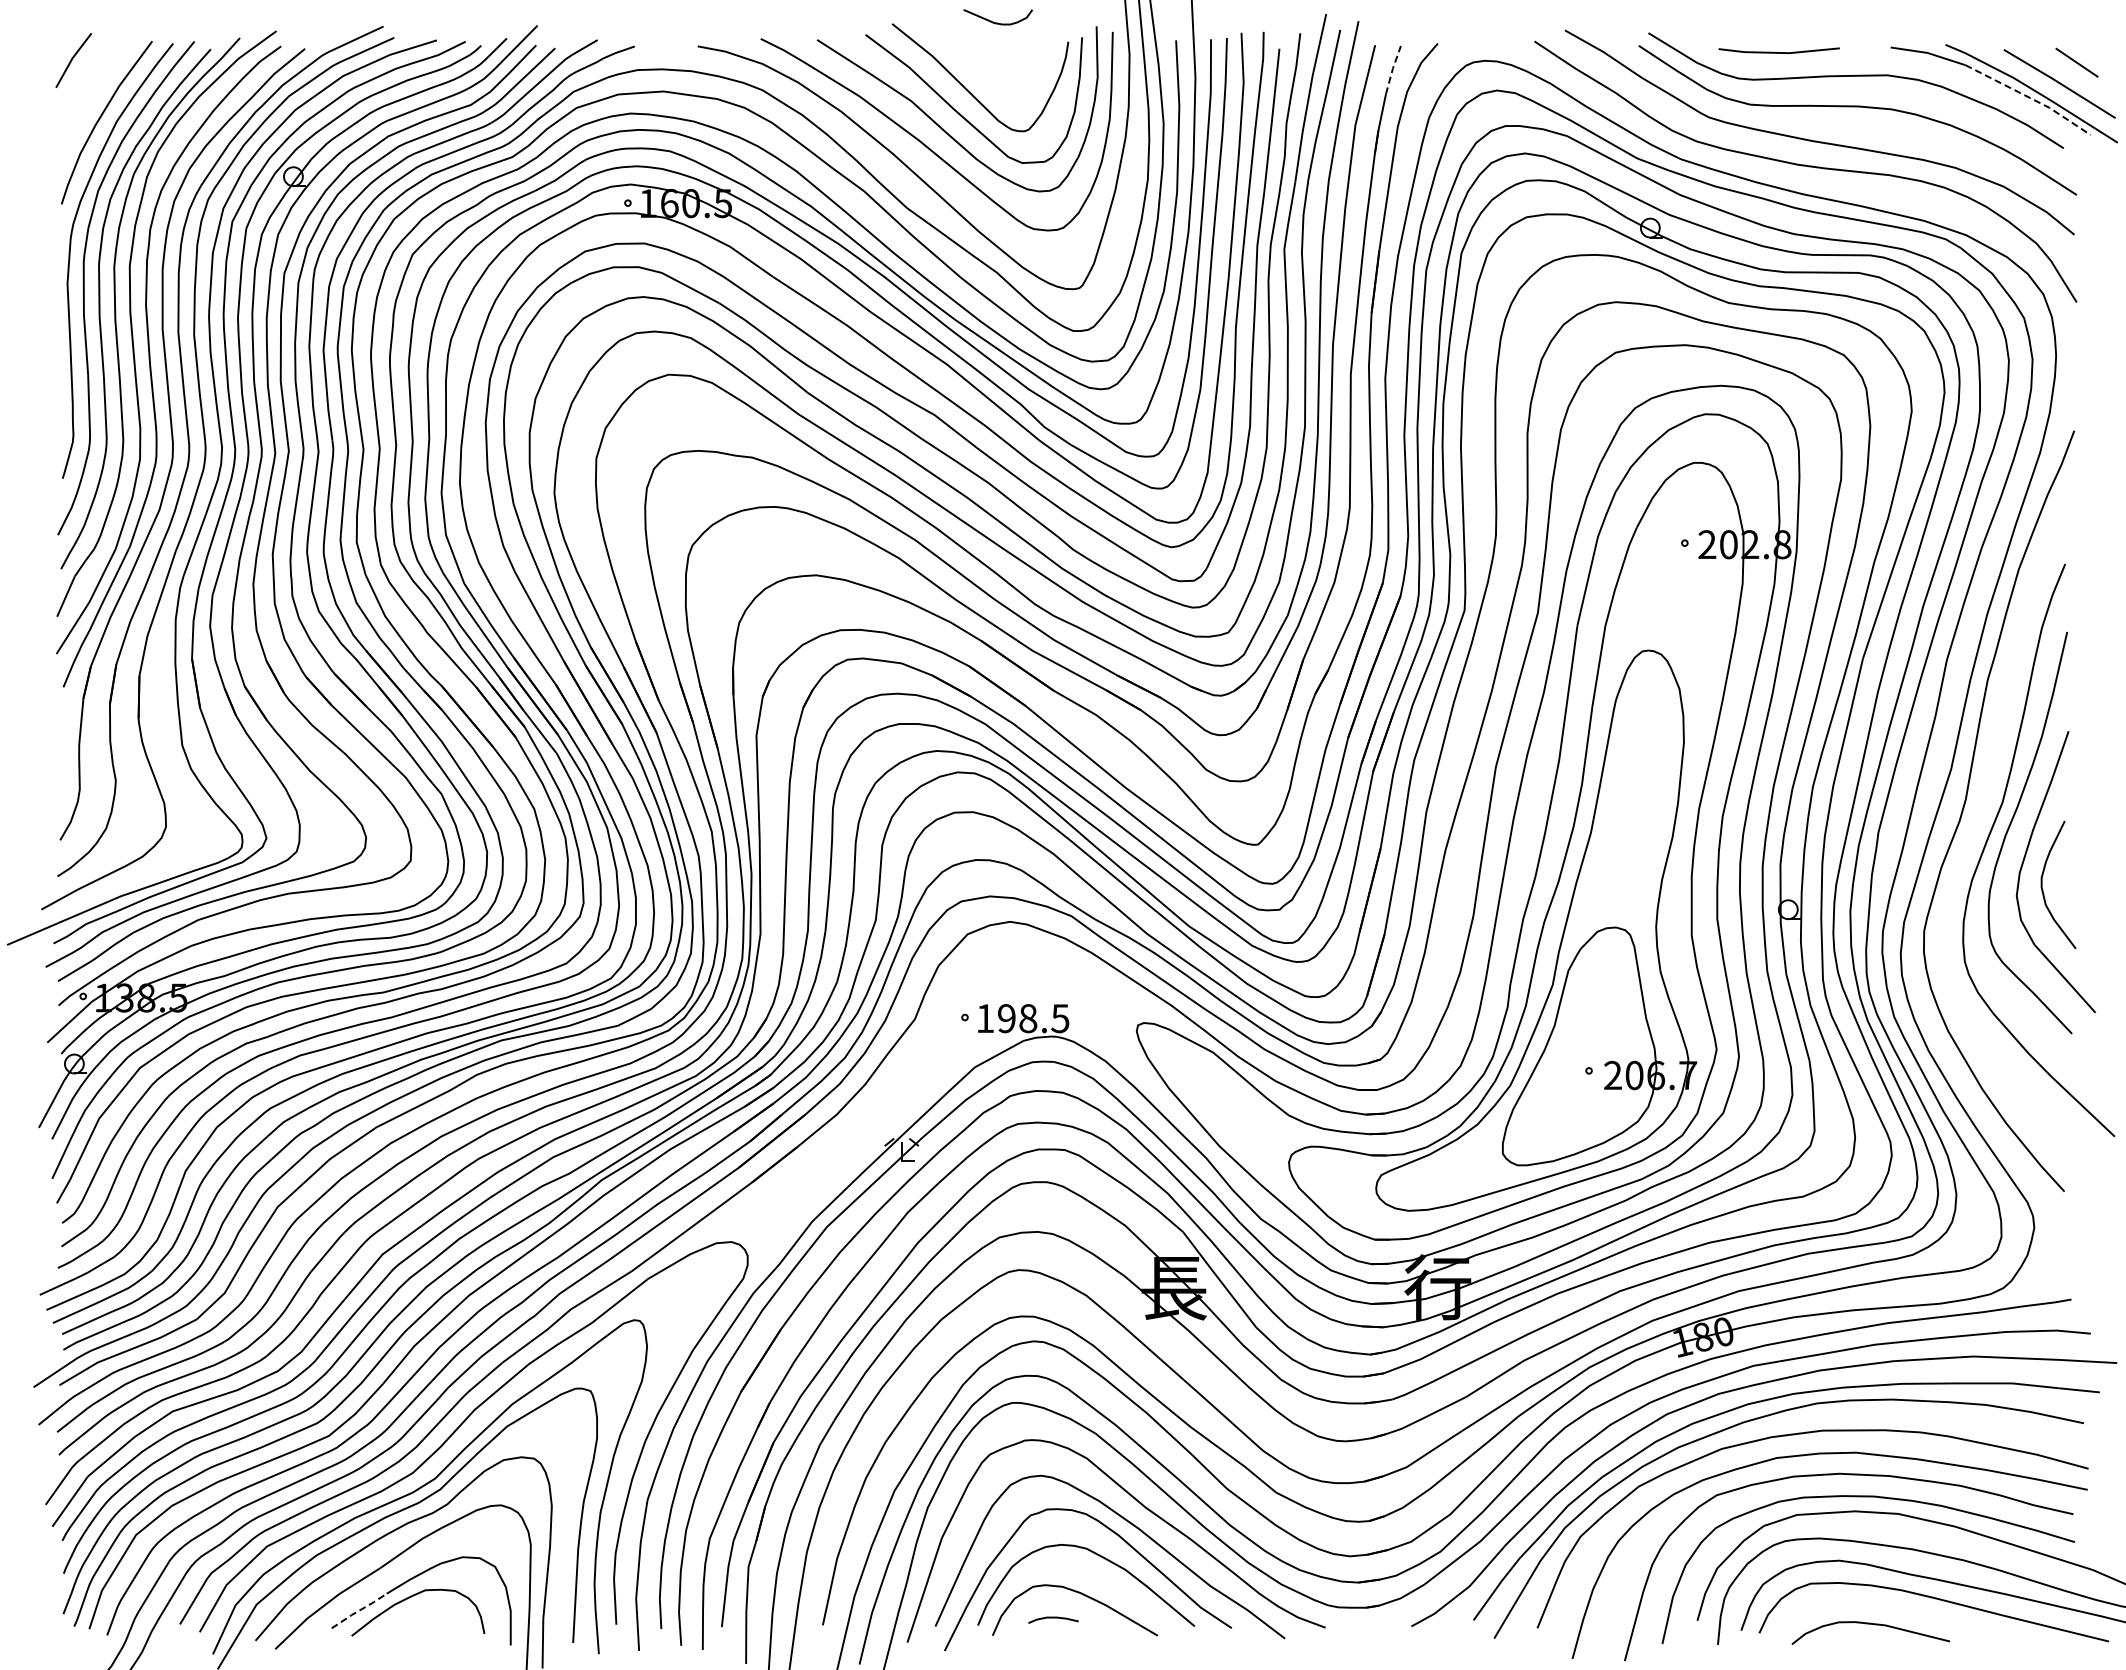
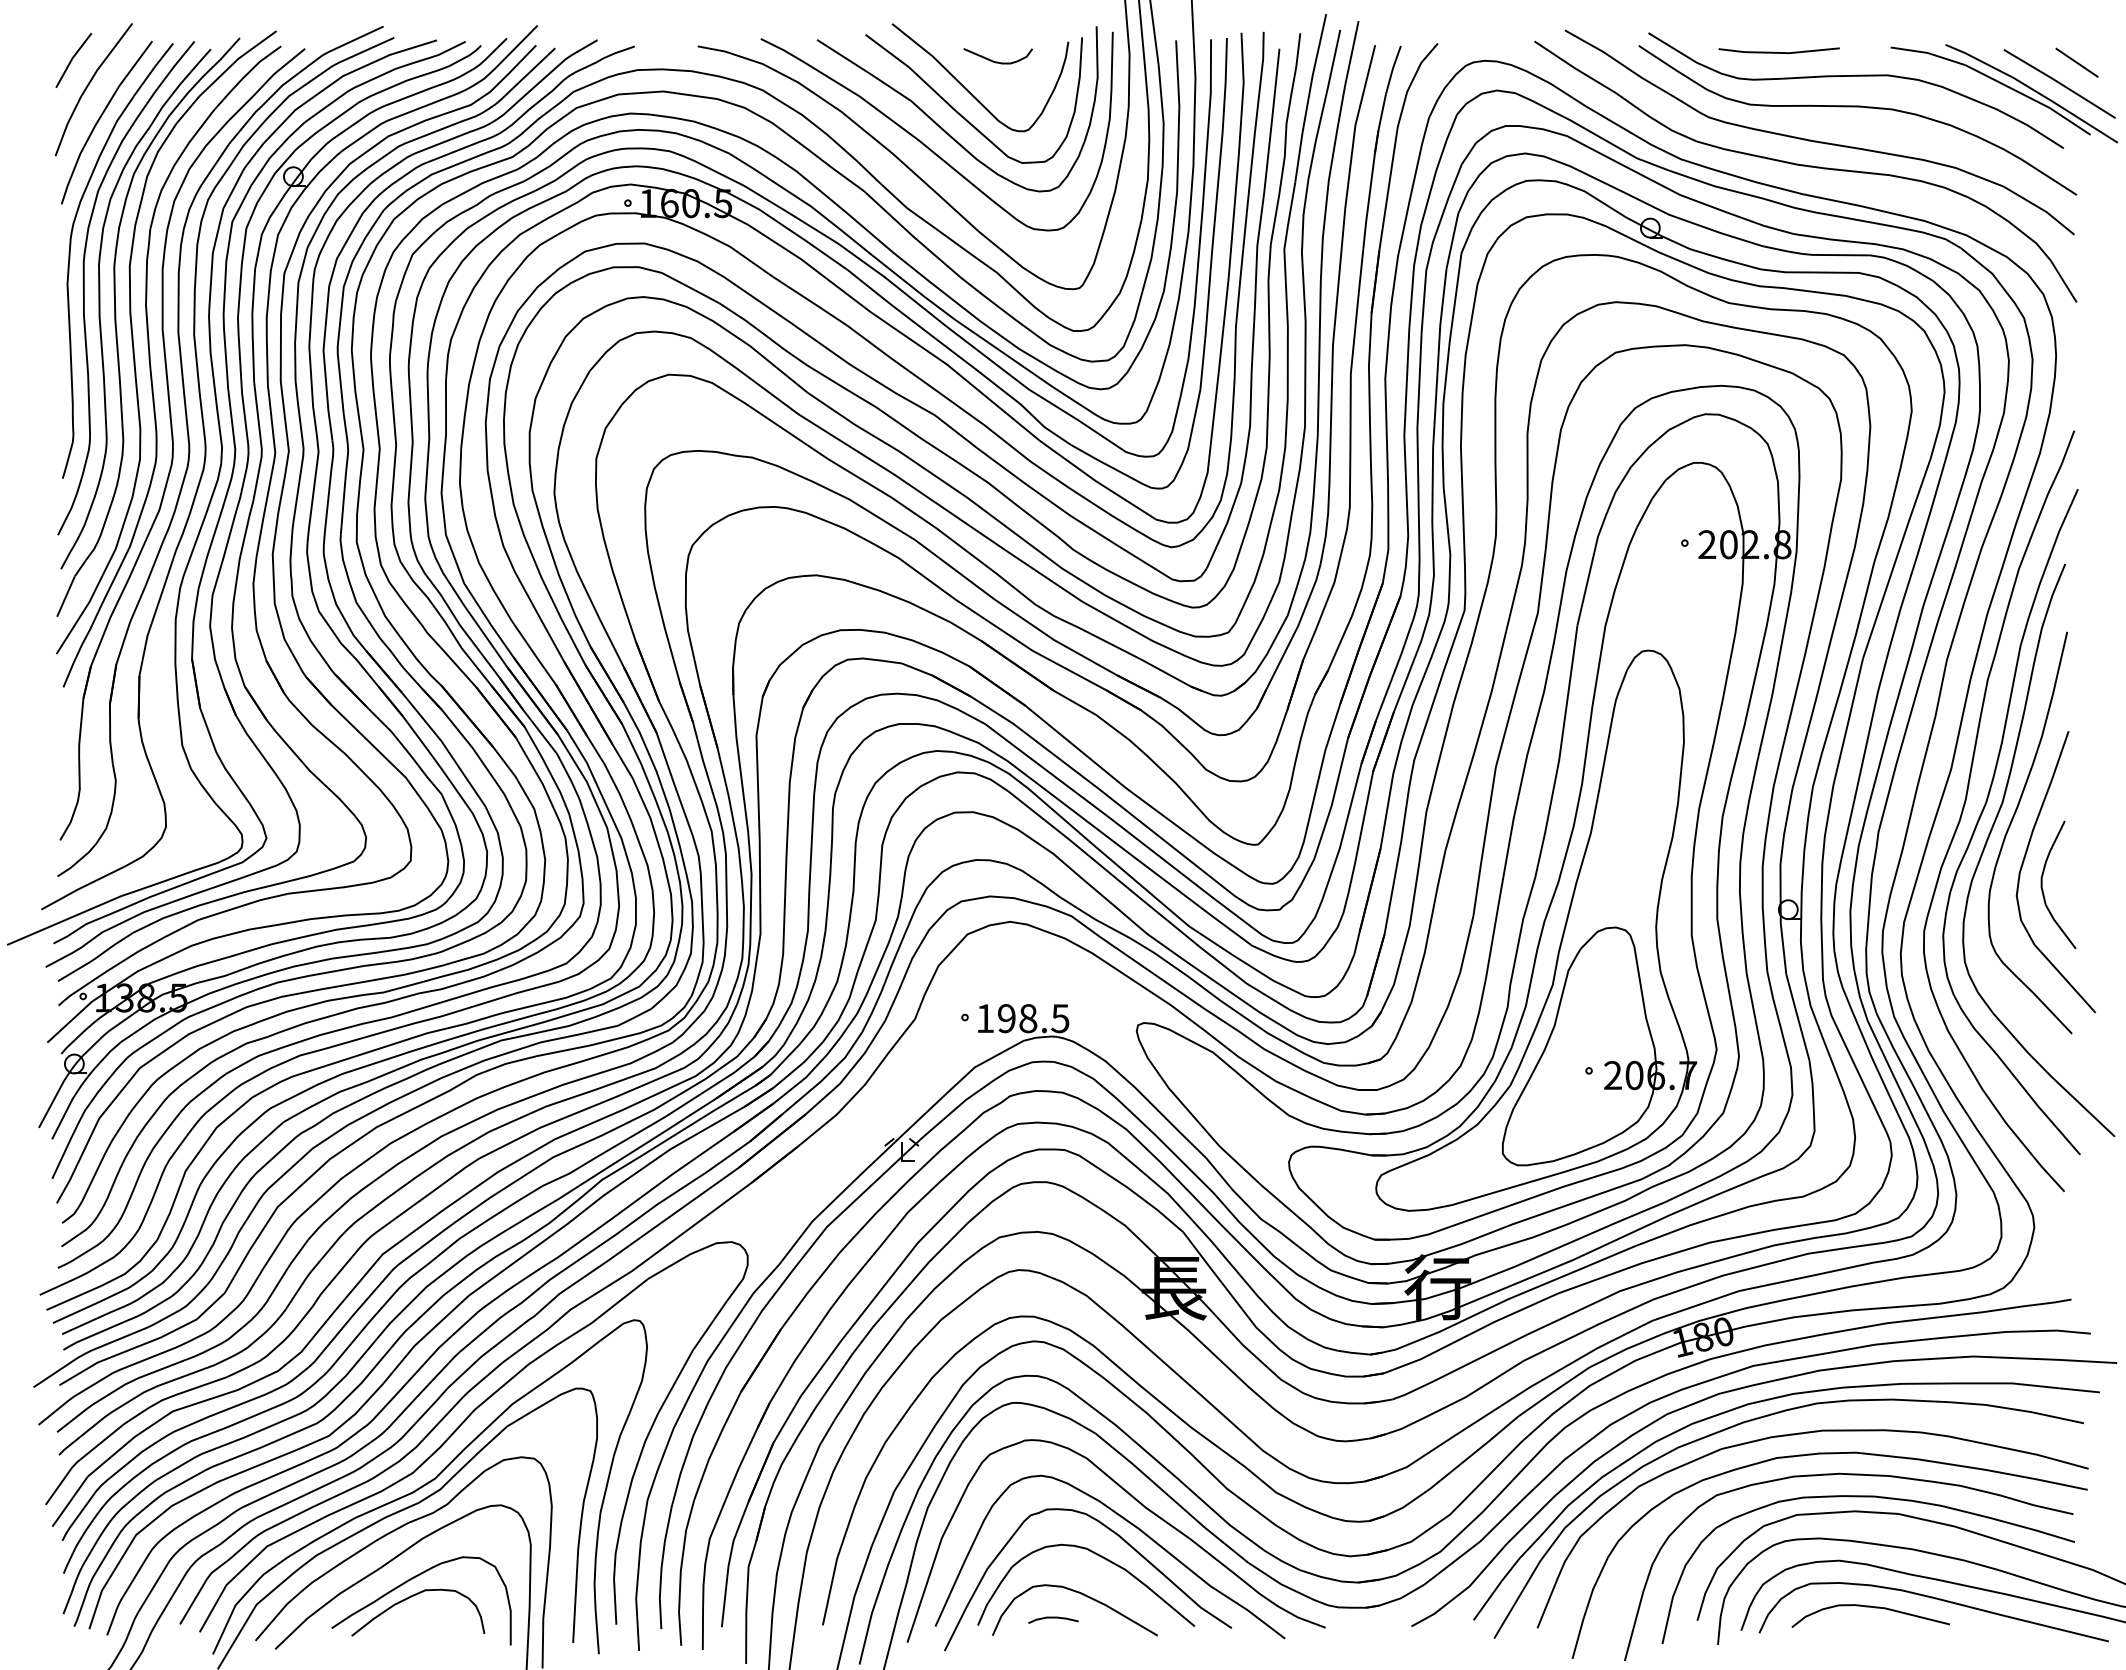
curve position: (997, 22) -> (997, 61) (997, 61)
line: dashed -> solid (1392, 69)
curve: none -> present (88, 86)
line: dashed -> solid (2030, 97)
curve: none -> present (1984, 809)
line: dashed -> solid (359, 1610)
curve position: (1870, 1624) -> (1870, 1607) (1870, 1607)
